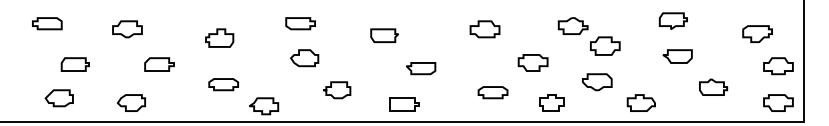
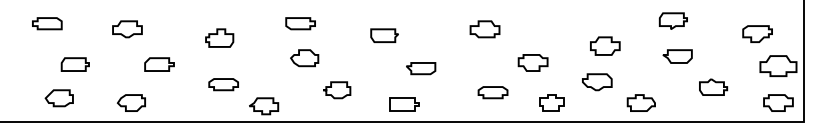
part: present -> none (572, 25)
part size: 31x19 px -> 39x22 px (778, 65)
